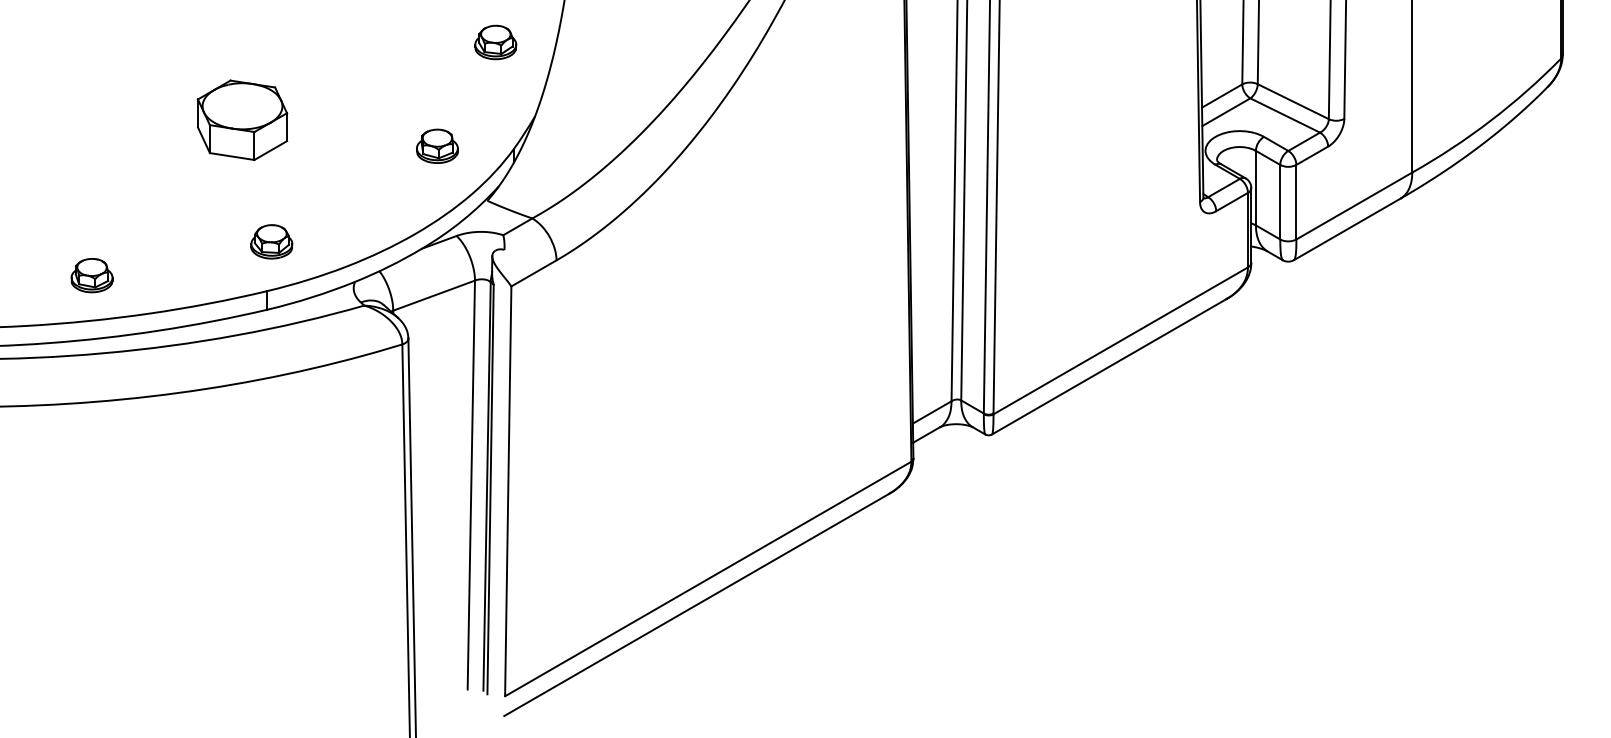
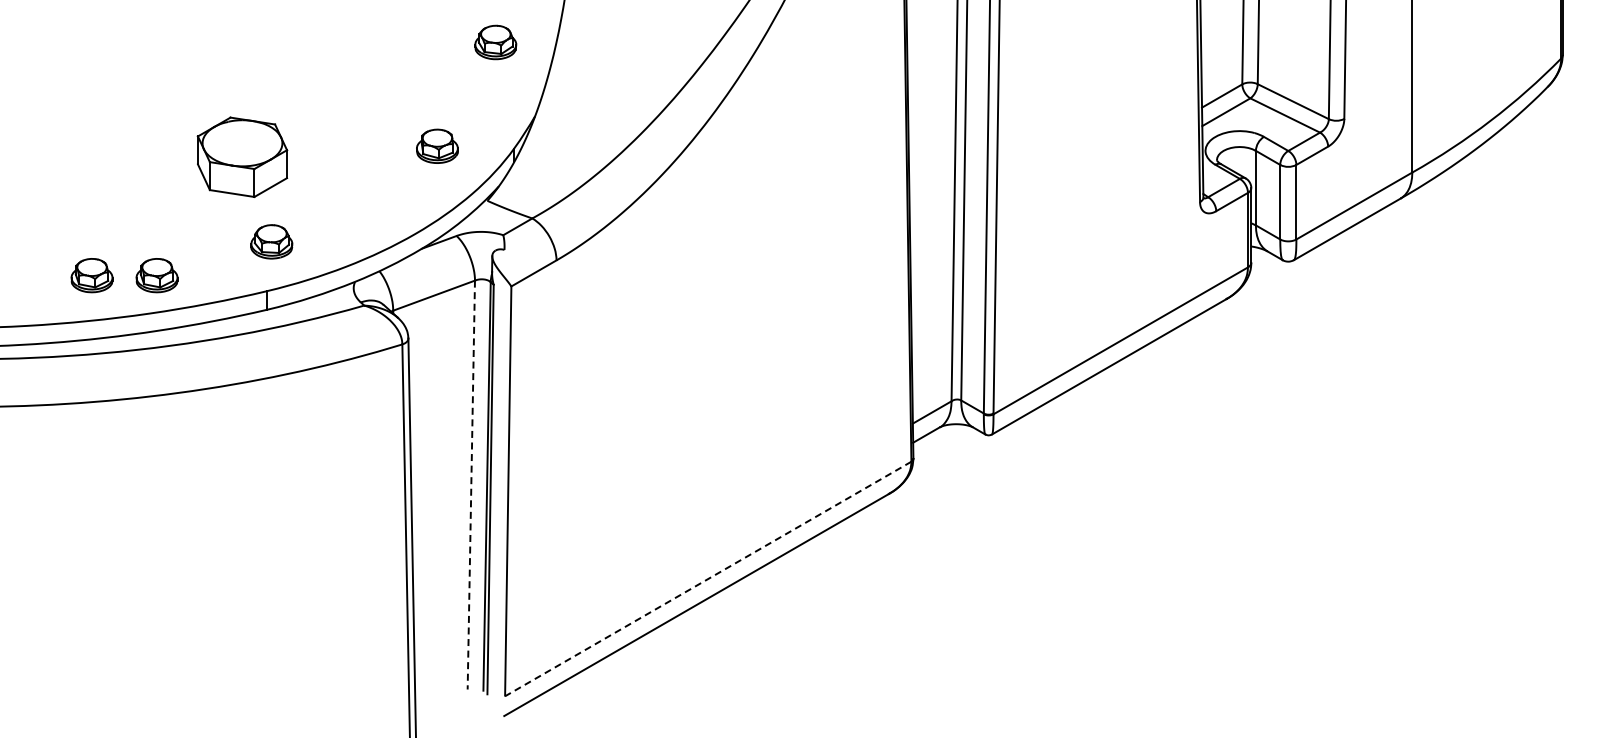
part position: (242, 119) -> (242, 156) (242, 156)
part: none -> present (156, 275)
line: solid -> dashed (471, 485)
line: solid -> dashed (708, 578)
